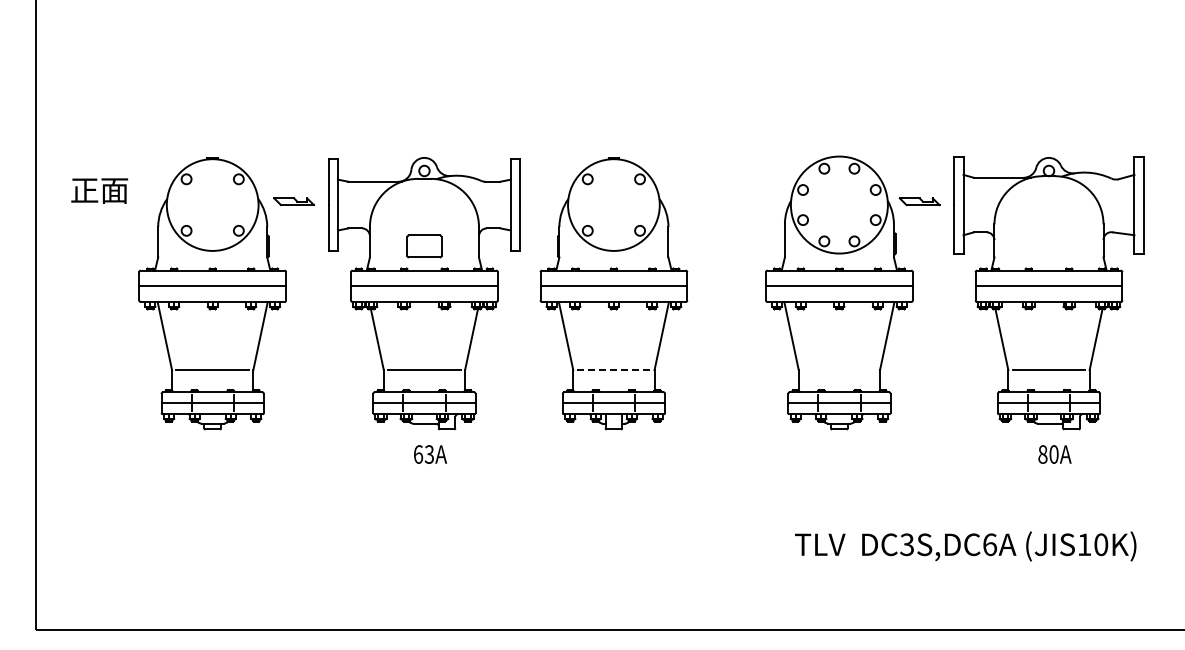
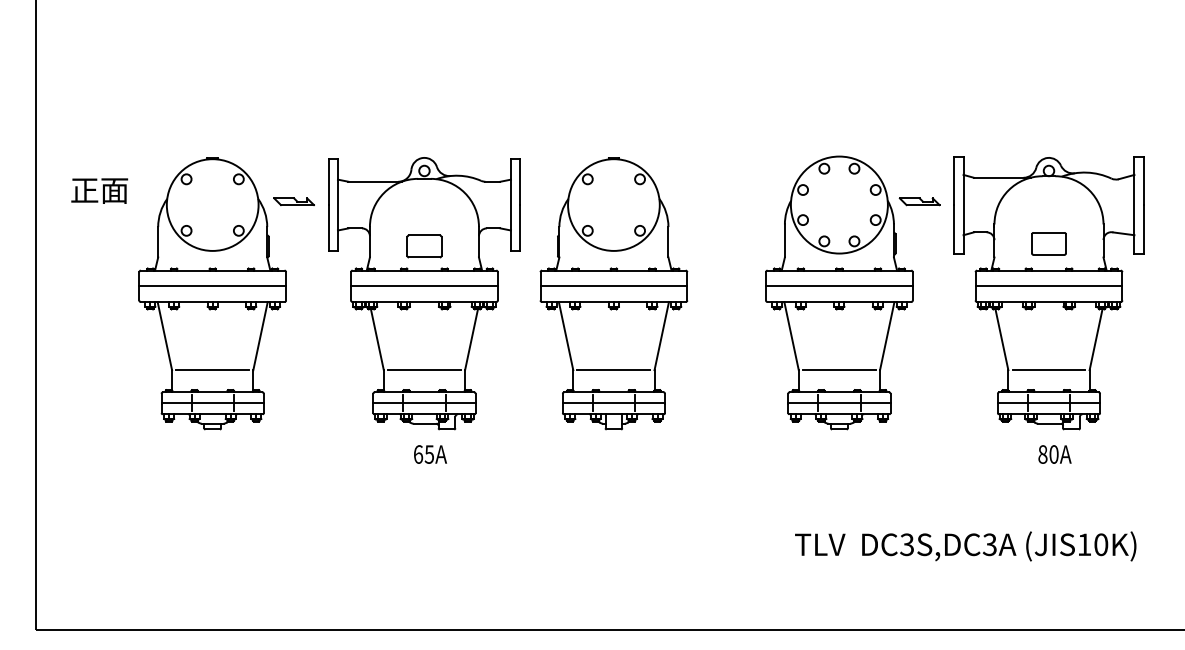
part: none -> present (1048, 243)
line: dashed -> solid (613, 370)
line: none -> present (838, 370)
text: 63A -> 65A (429, 454)
text: DC3S,DC6A -> DC3S,DC3A (989, 544)
